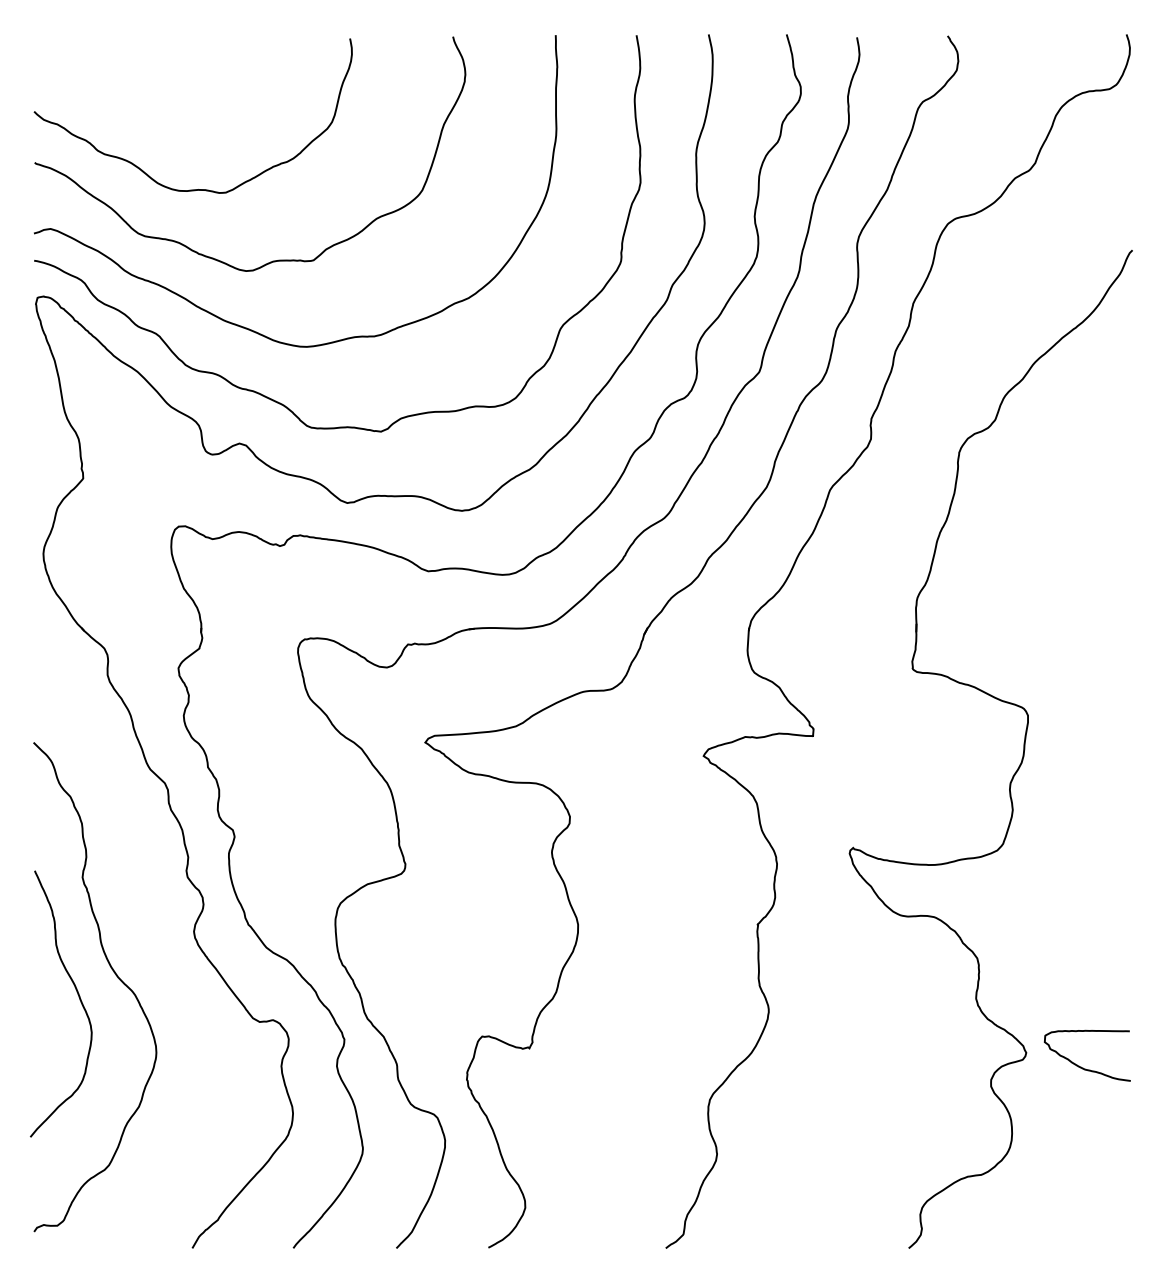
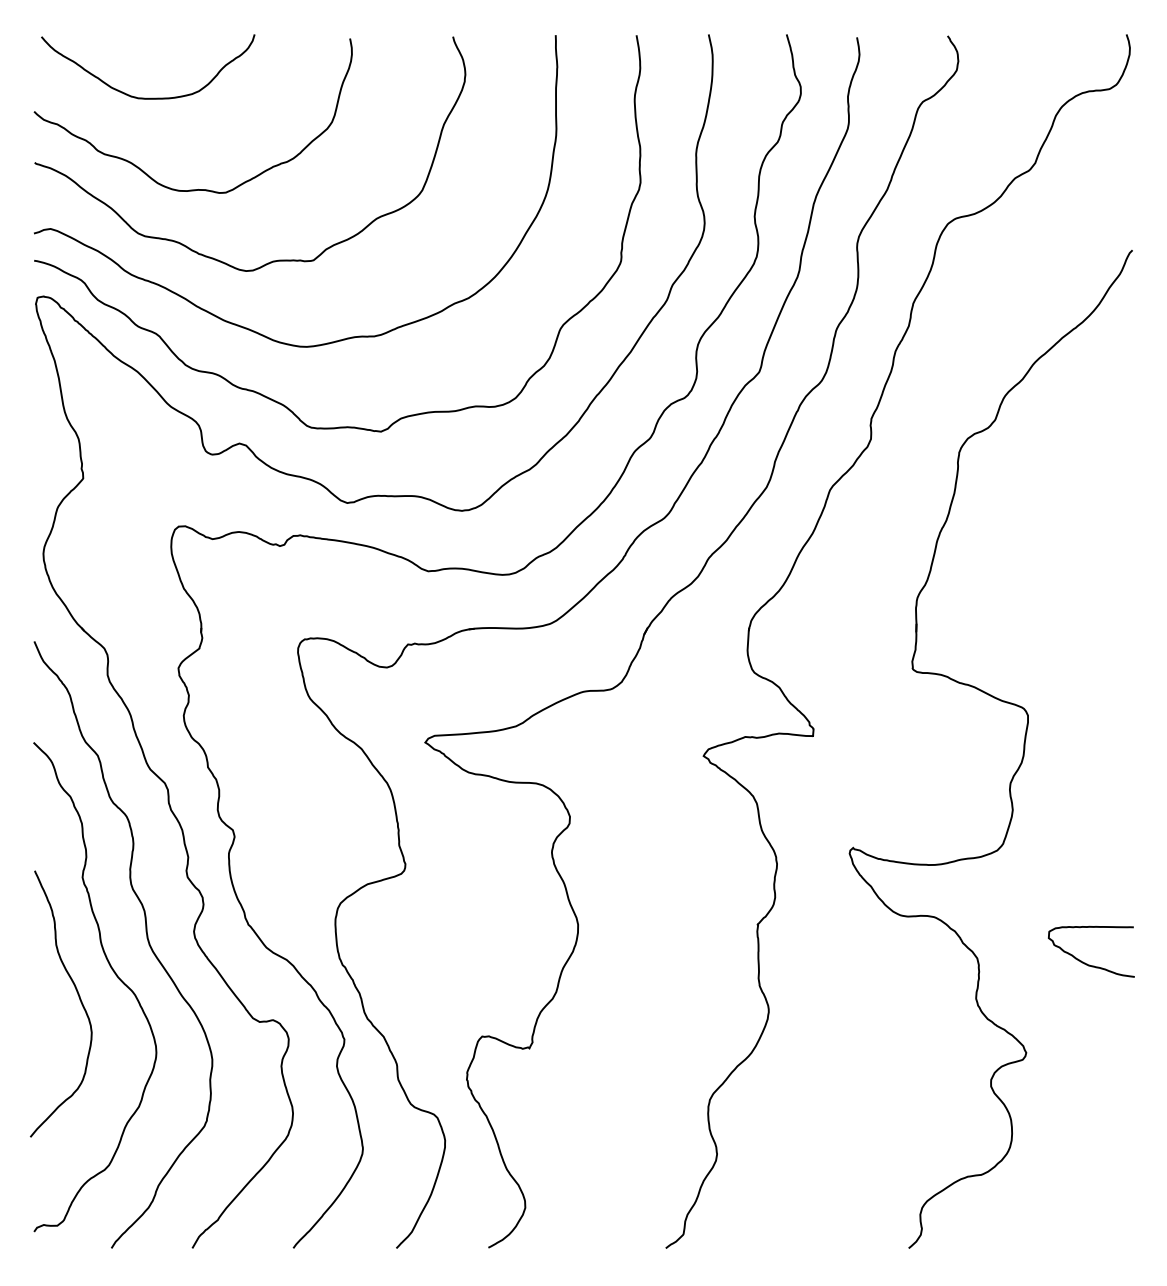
curve: none -> present (148, 97)
curve: none -> present (146, 938)
curve position: (1081, 1066) -> (1085, 962) (1085, 962)
